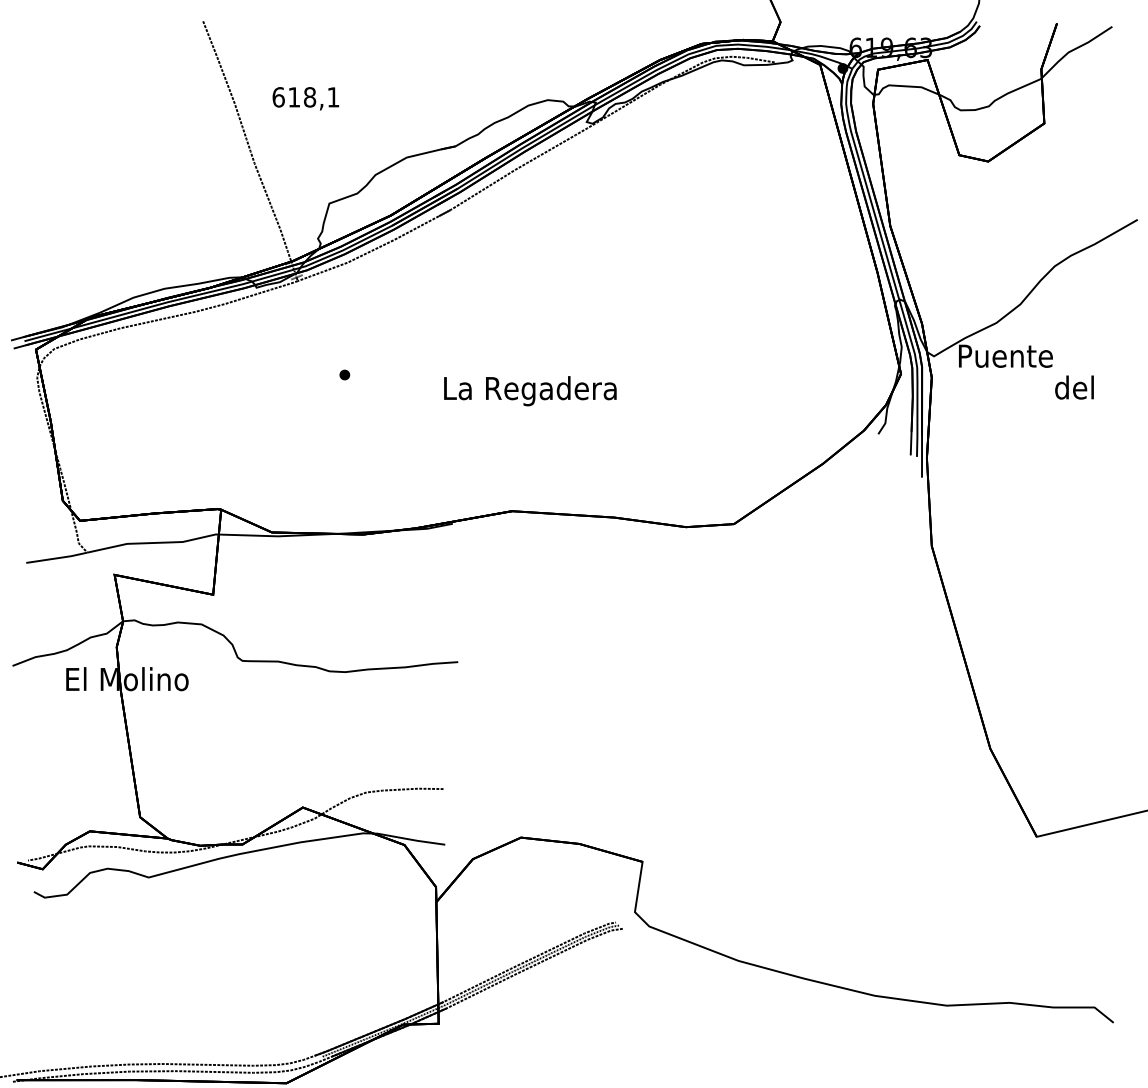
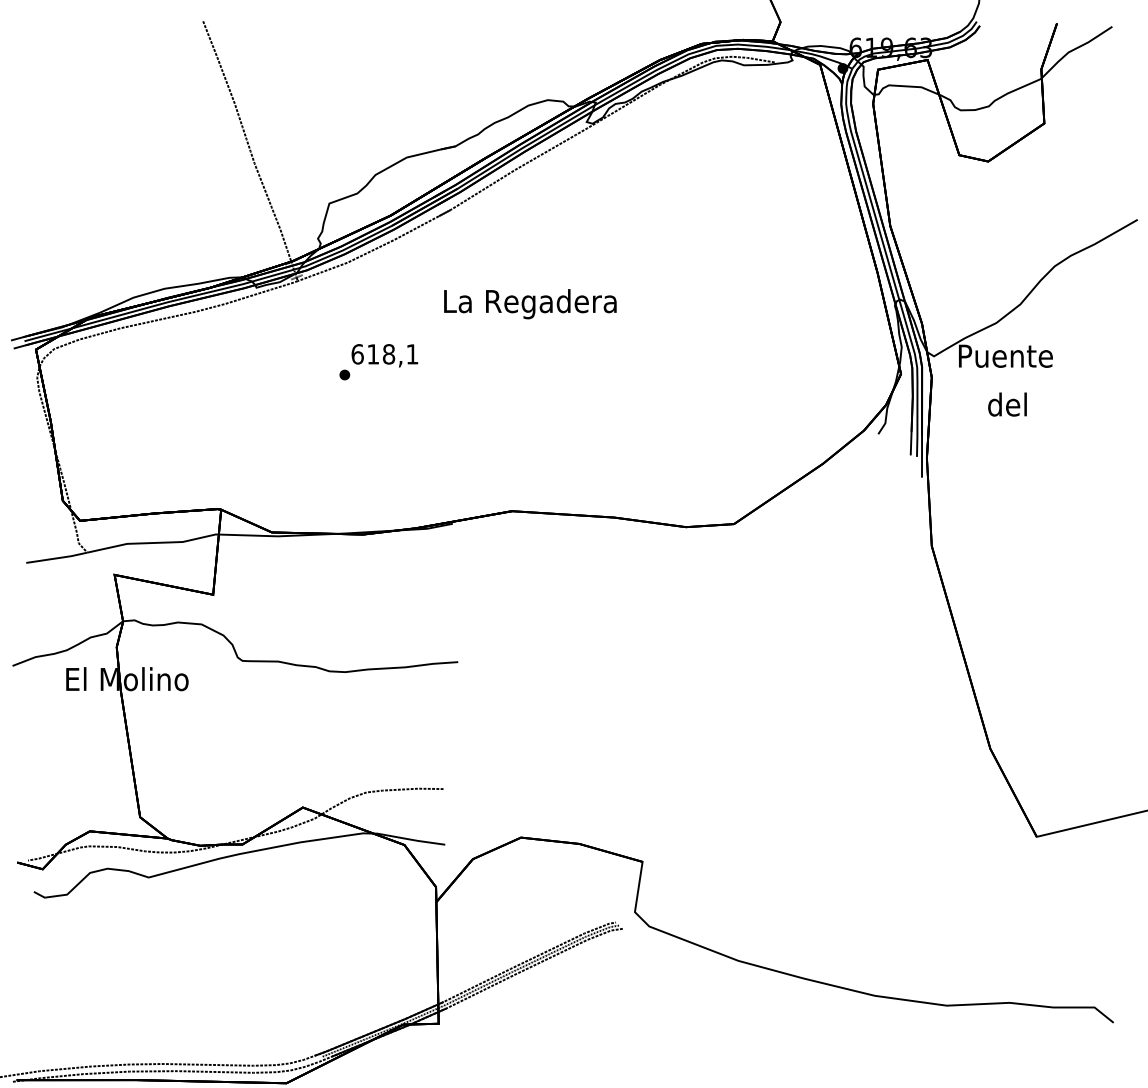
text position: (305, 98) -> (384, 355) (384, 355)
text position: (1074, 387) -> (1007, 404) (1007, 404)
text position: (530, 391) -> (530, 304) (530, 304)
